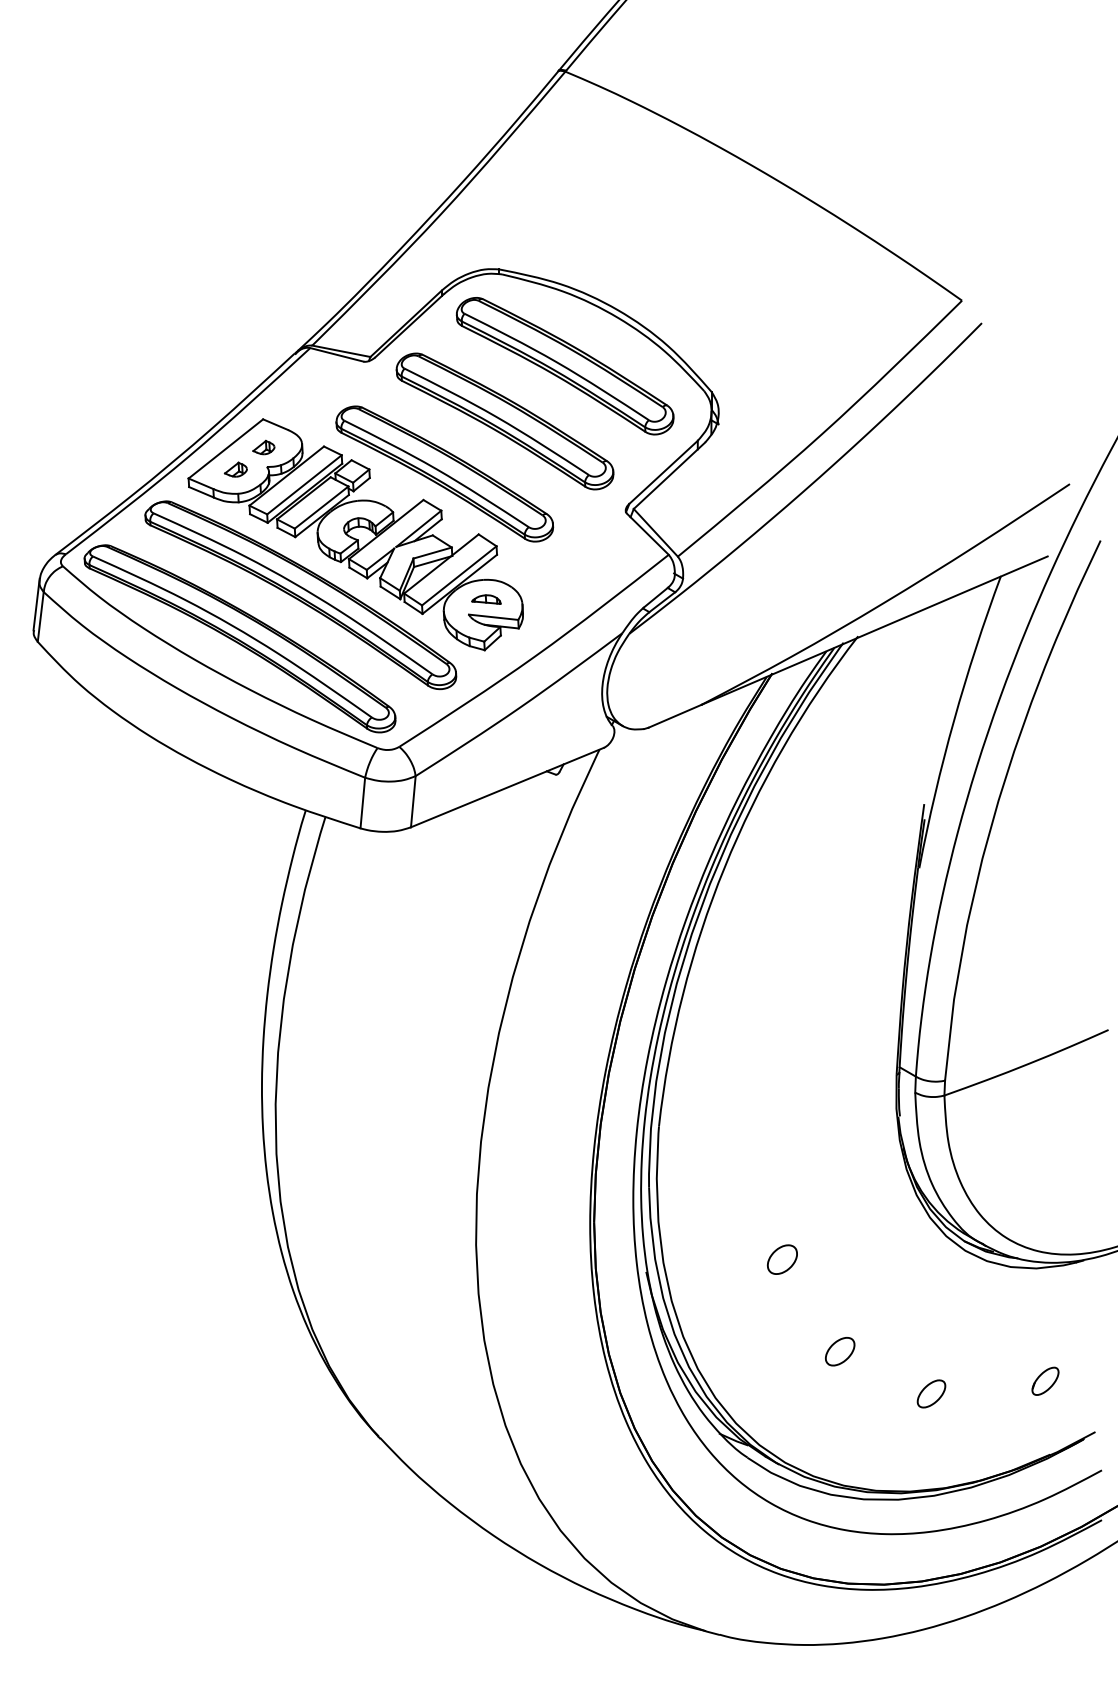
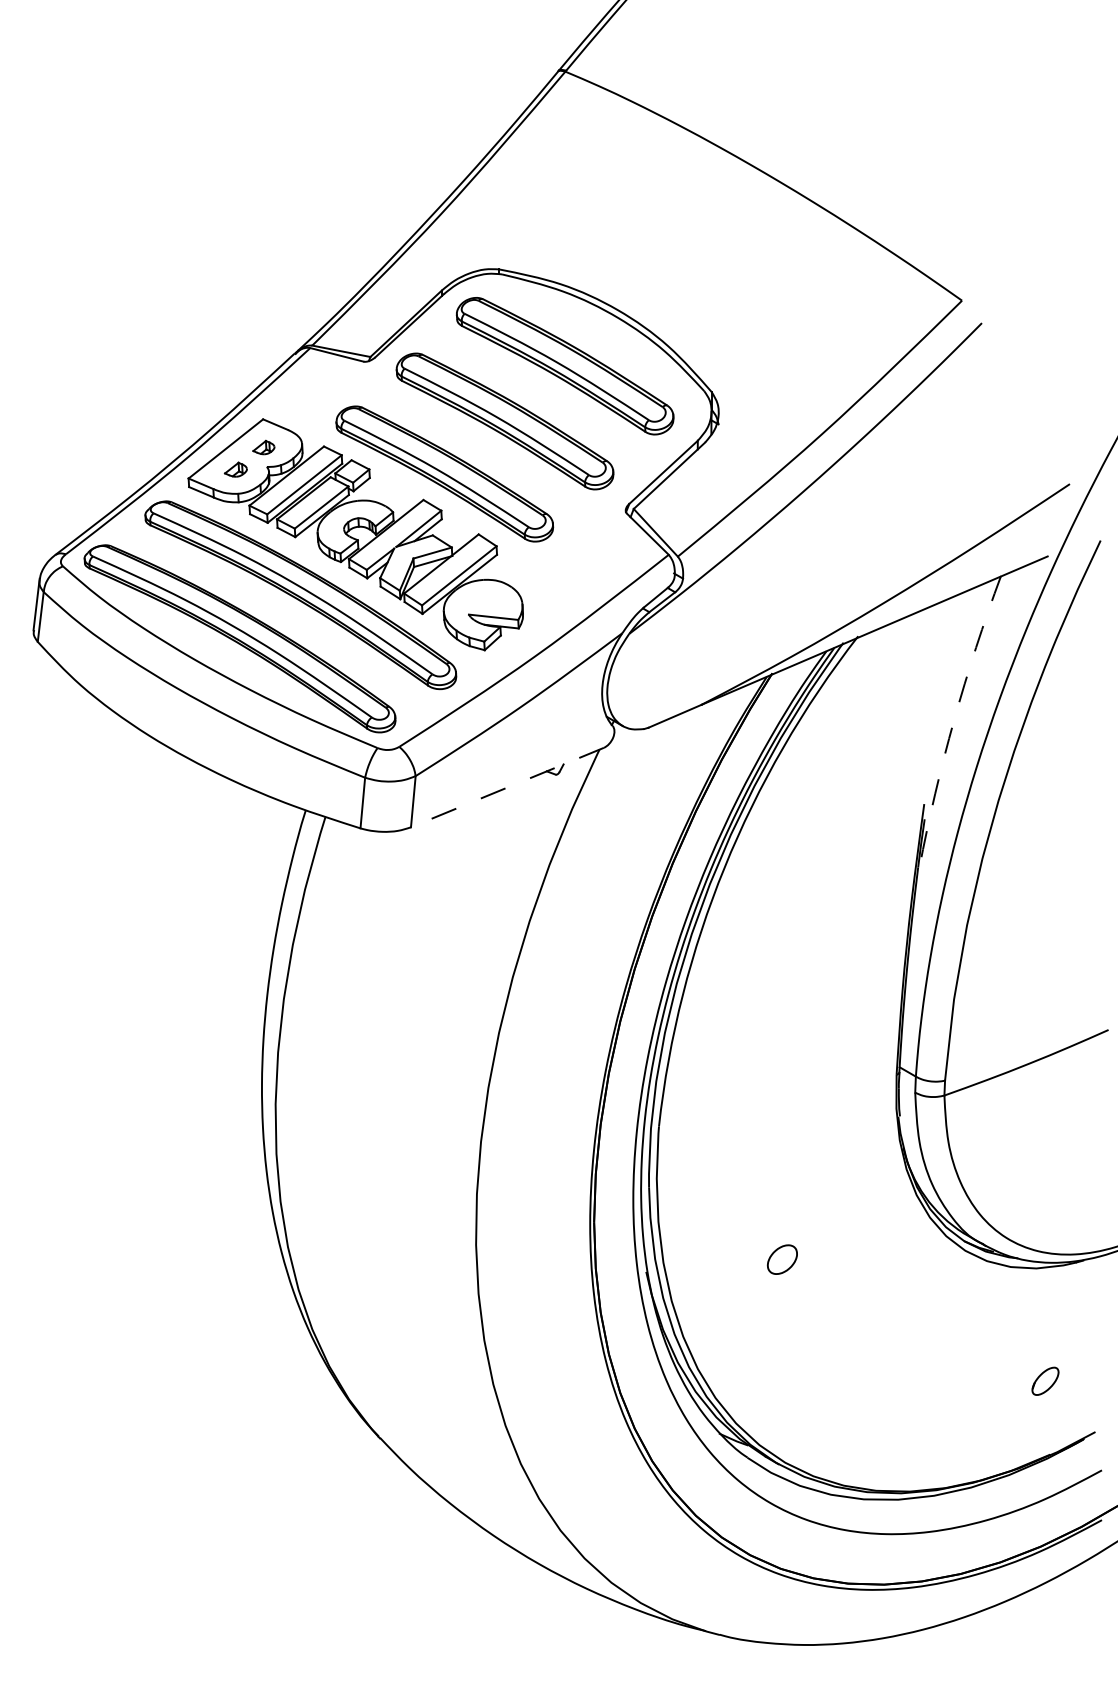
part: present -> none (486, 599)
arc: solid -> dashed (954, 720)
line: solid -> dashed (506, 787)
part: present -> none (840, 1351)
part: present -> none (931, 1393)
